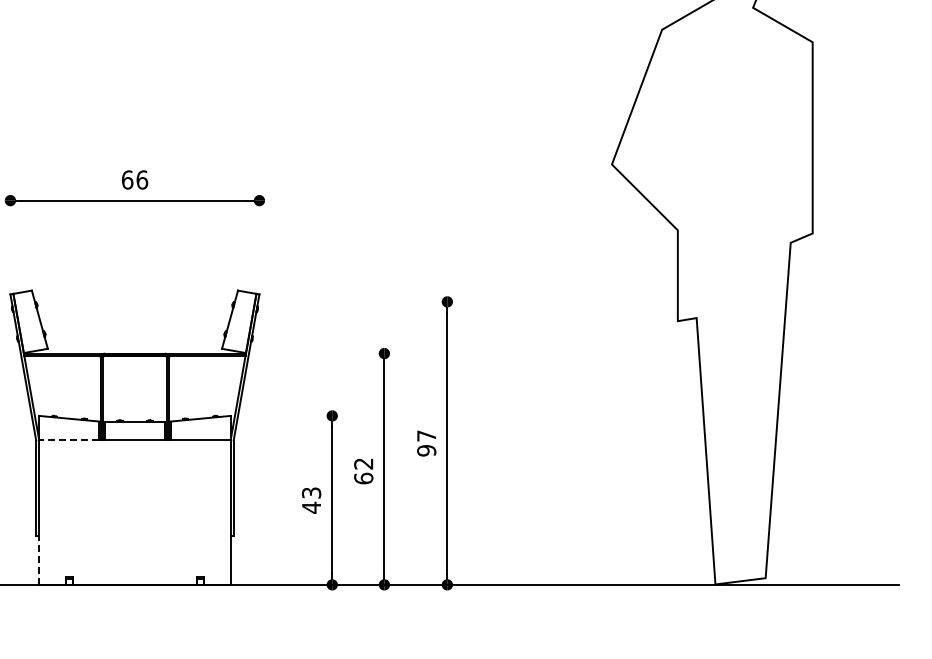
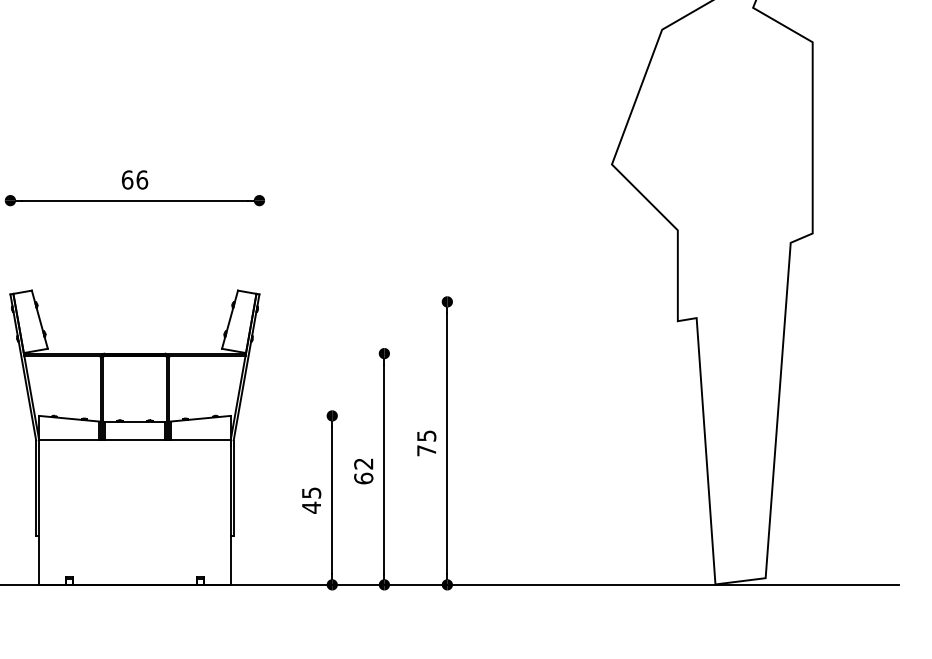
line: dashed -> solid (68, 440)
text: 97 -> 75 (426, 443)
text: 43 -> 45 (310, 492)
line: dashed -> solid (39, 559)
